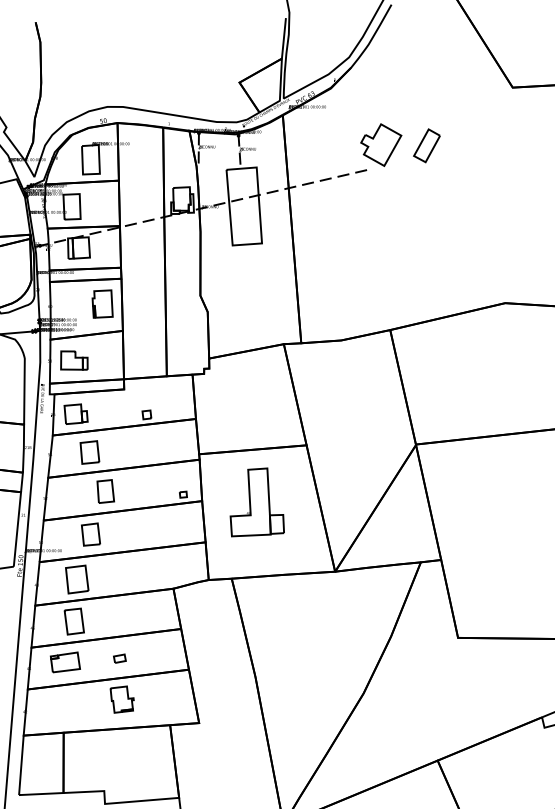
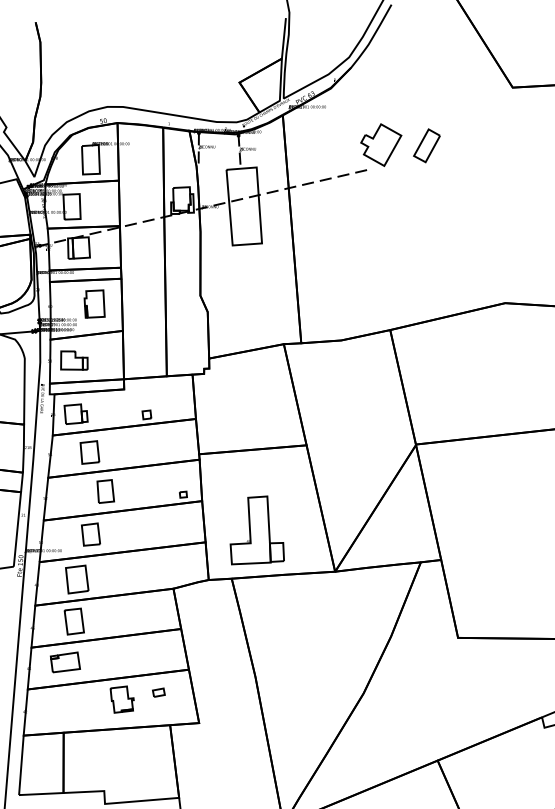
part position: (102, 303) -> (94, 303) (94, 303)
part position: (256, 502) -> (256, 530) (256, 530)
part position: (119, 658) -> (158, 692) (158, 692)
